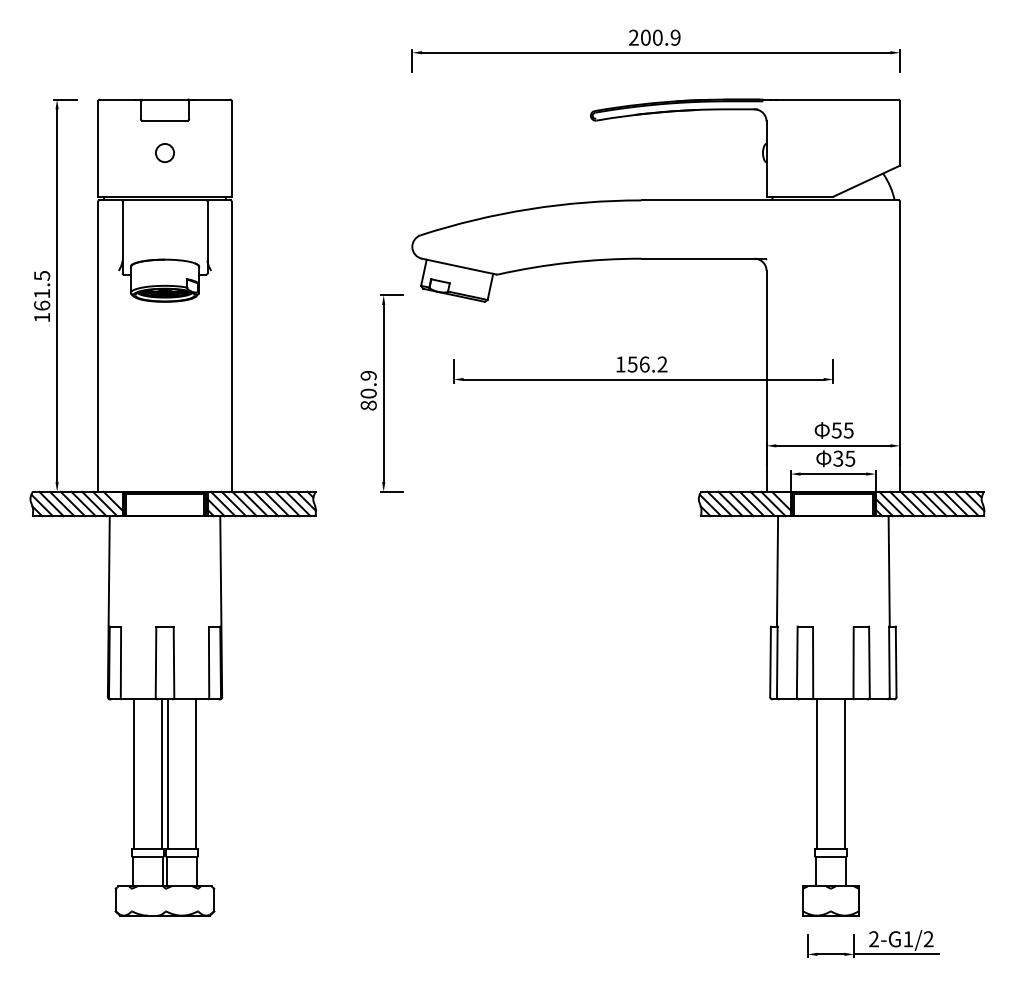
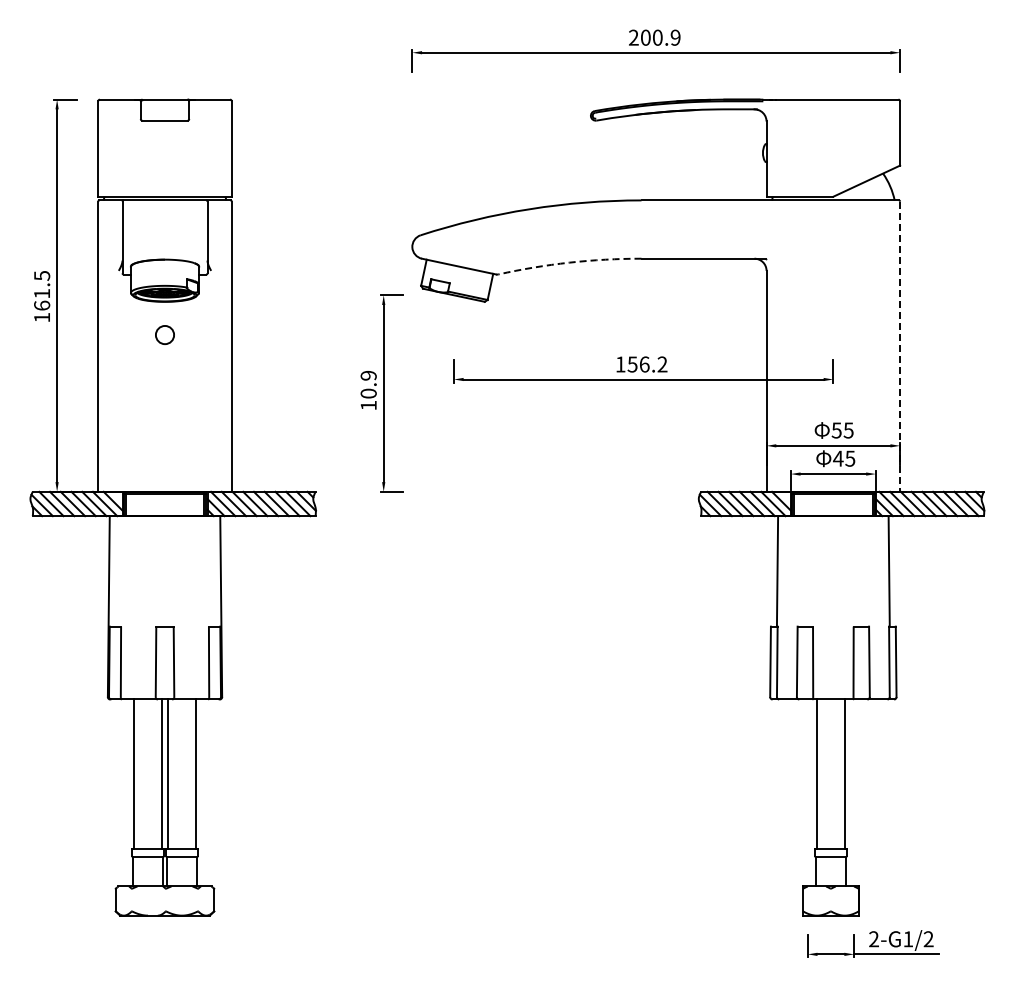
circle position: (164, 152) -> (164, 334) (164, 334)
arc: solid -> dashed (569, 262)
line: solid -> dashed (900, 347)
text: 80.9 -> 10.9 (368, 405)
text: 35 -> 45 (838, 458)
